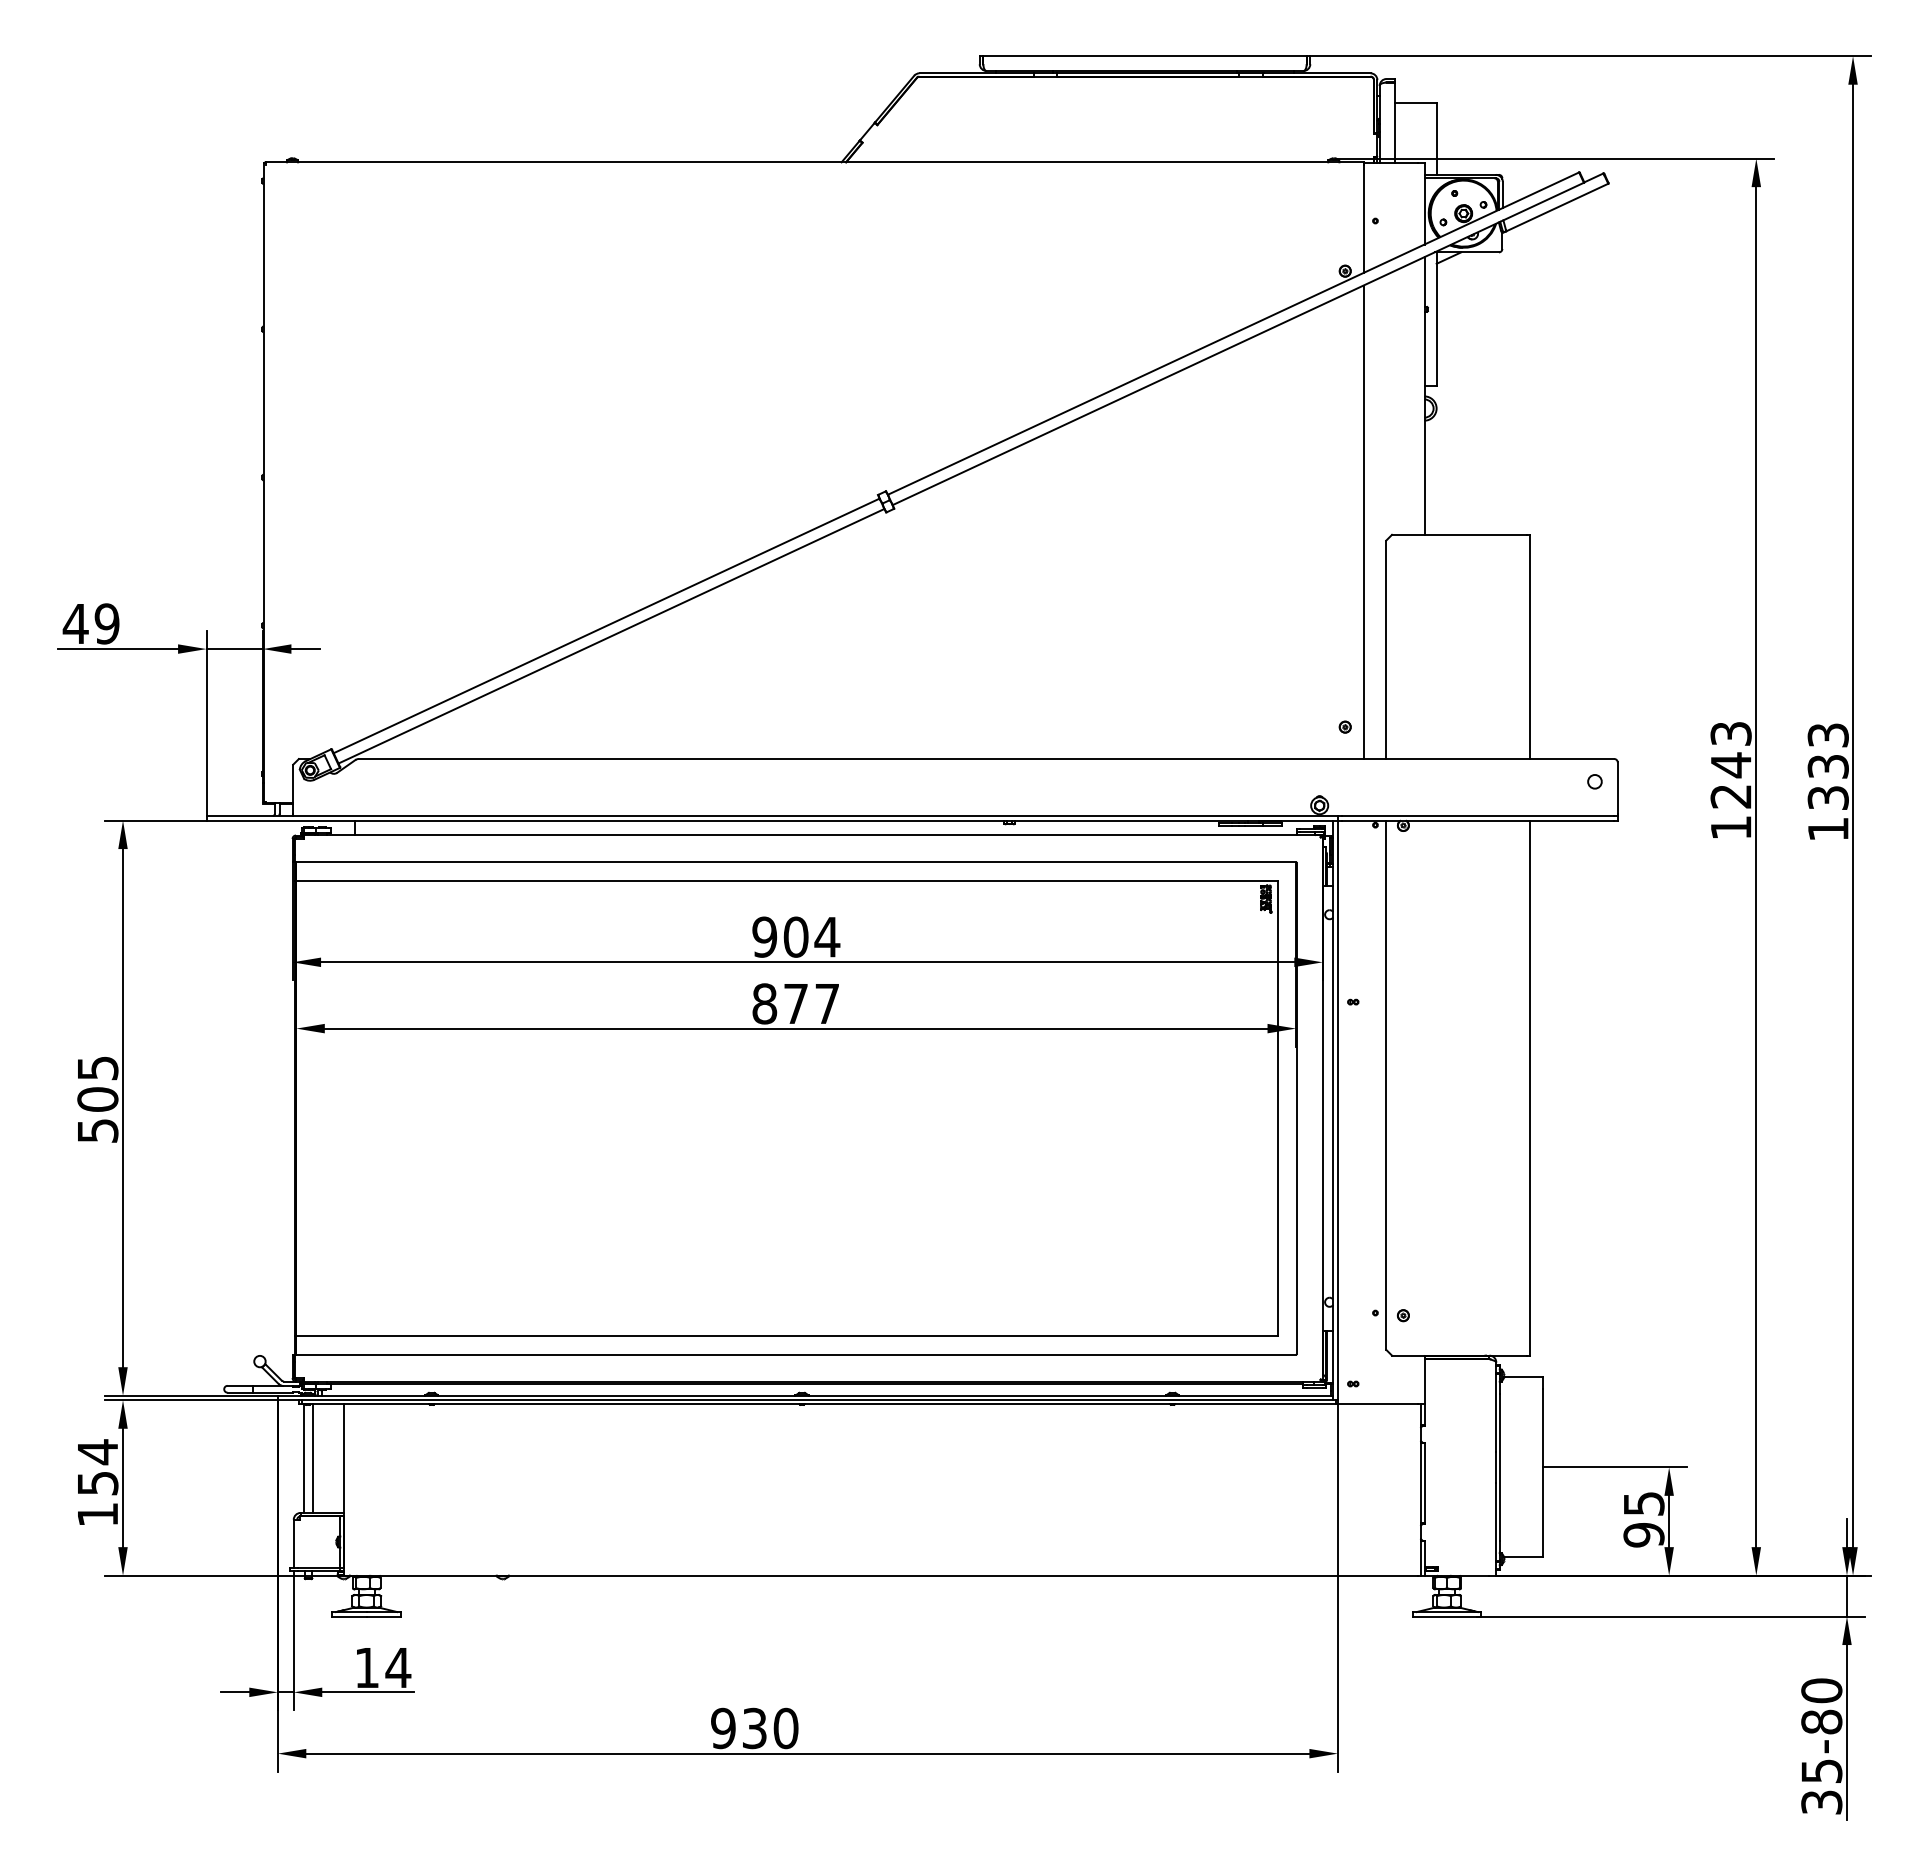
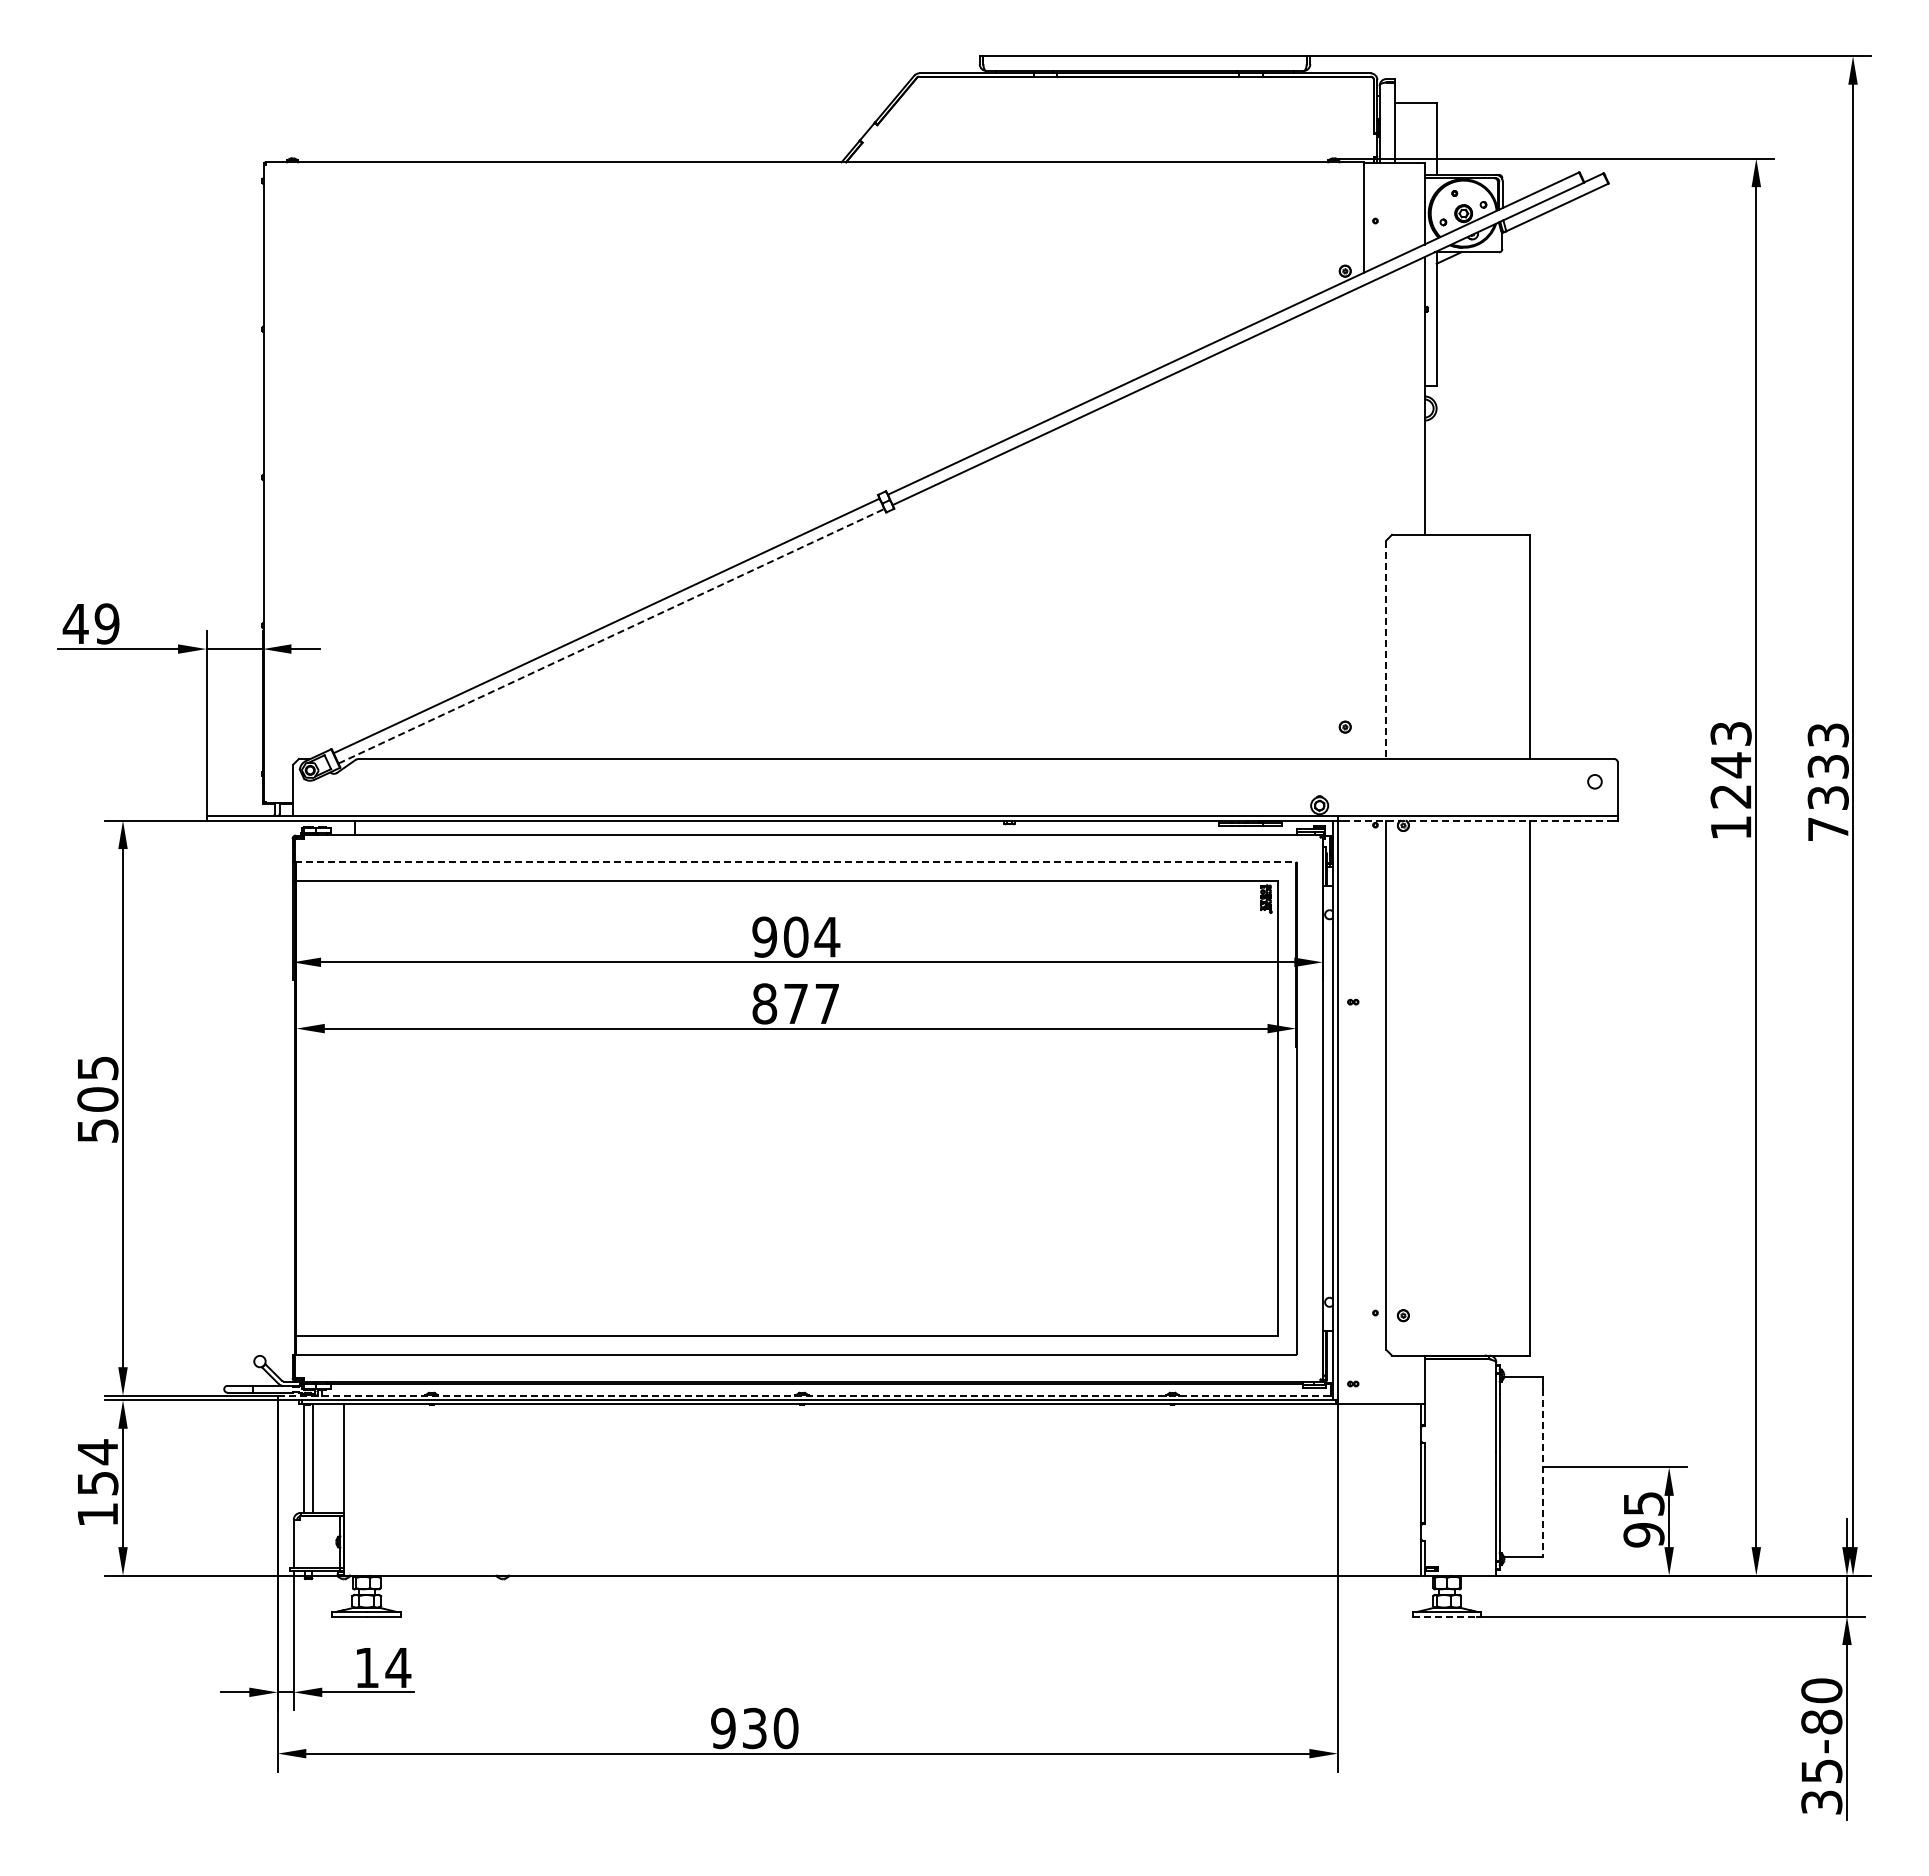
line: present -> none (1363, 522)
line: solid -> dashed (611, 636)
line: solid -> dashed (1386, 650)
line: solid -> dashed (1477, 820)
text: 1333 -> 7333 (1828, 828)
line: solid -> dashed (795, 862)
line: solid -> dashed (806, 1395)
line: solid -> dashed (1543, 1473)
line: solid -> dashed (1447, 1616)
